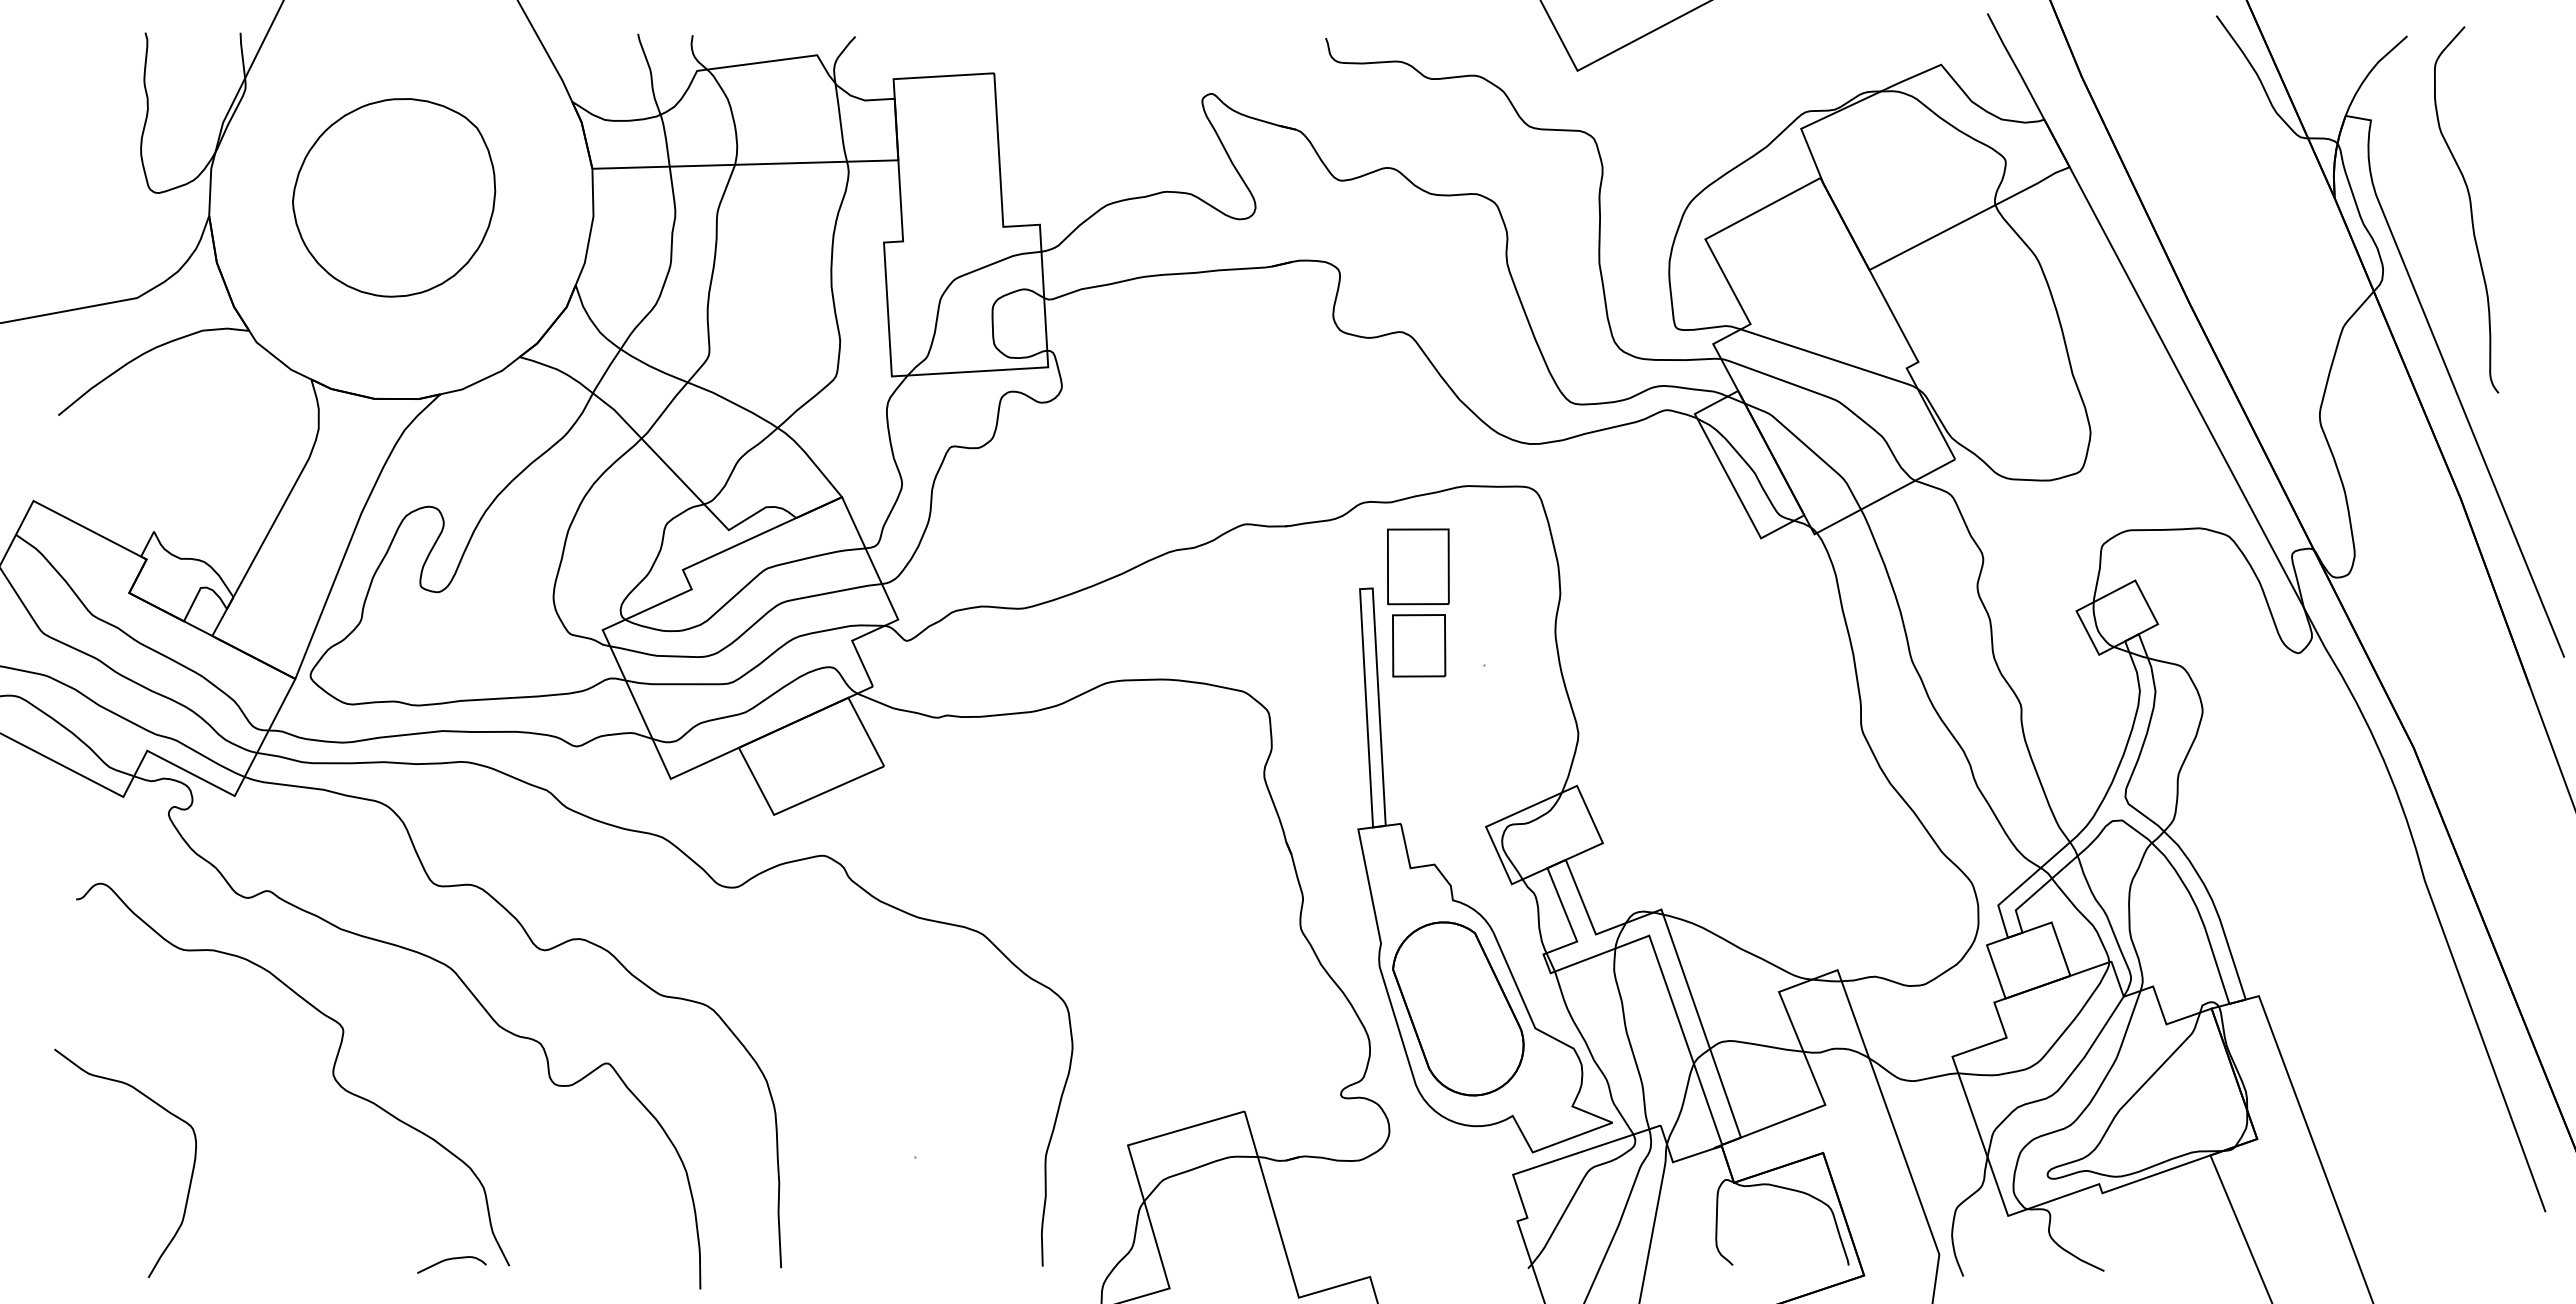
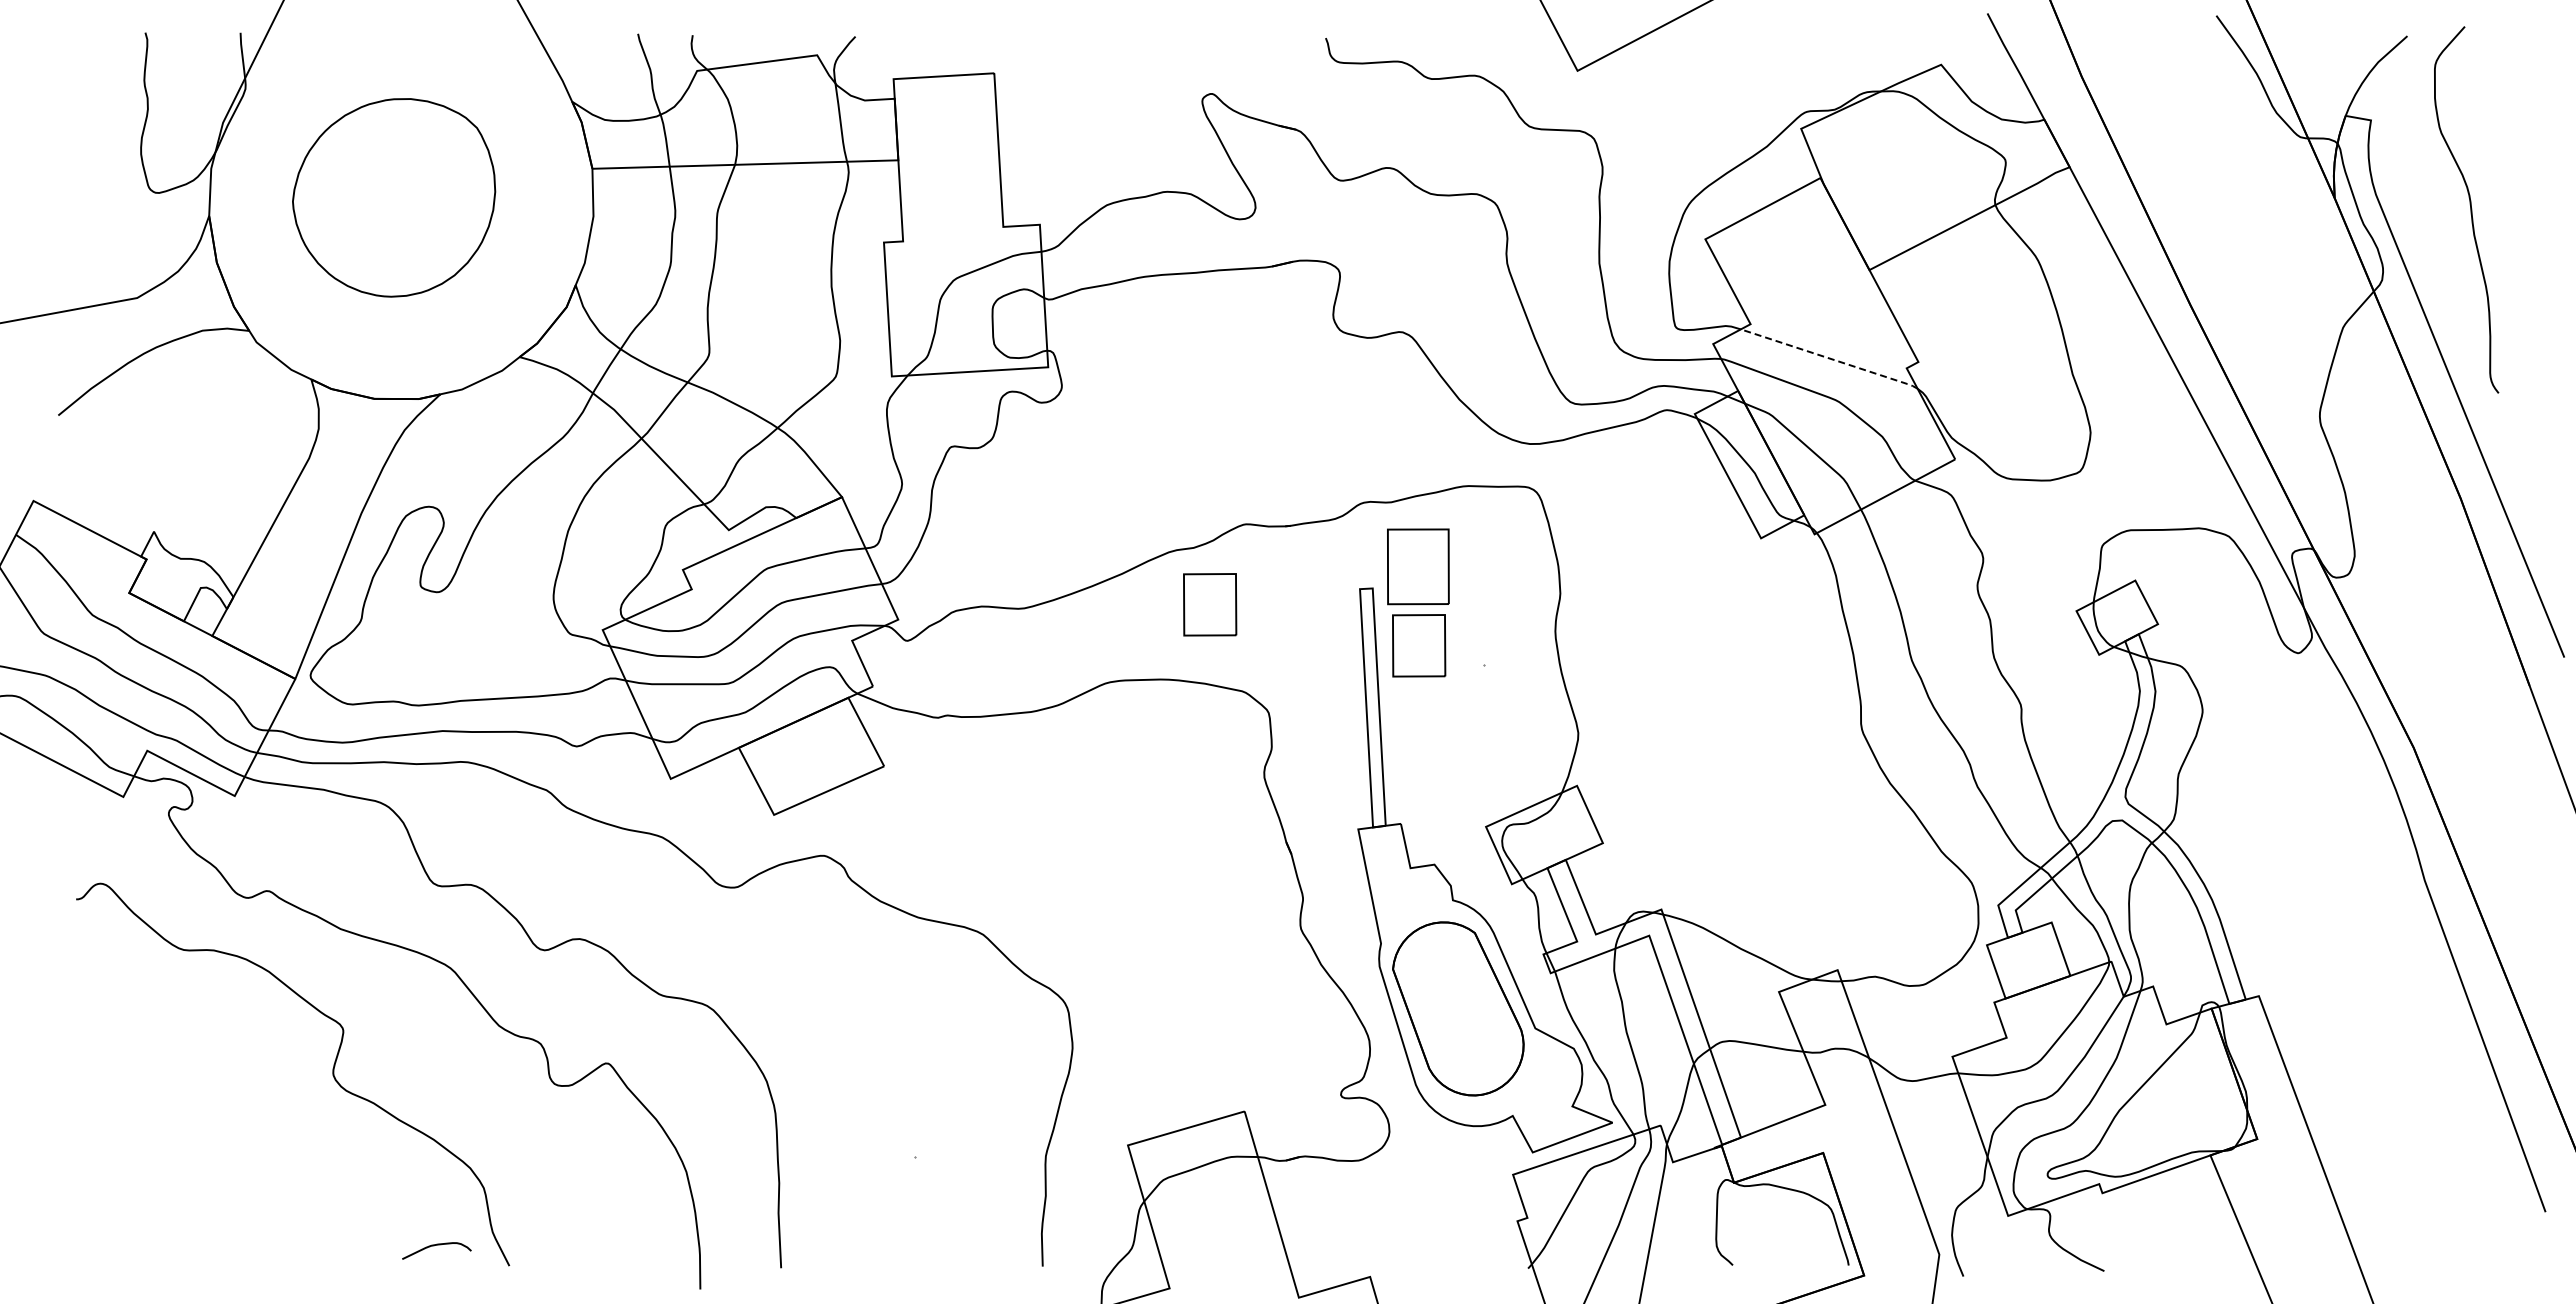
line: solid -> dashed (1830, 358)
part: none -> present (1210, 604)
curve: present -> none (163, 1109)
curve position: (449, 1260) -> (434, 1246) (434, 1246)
